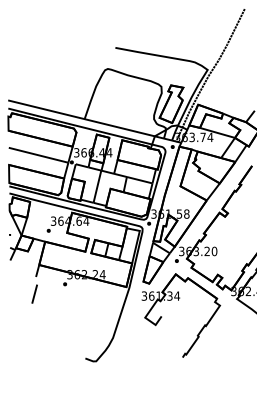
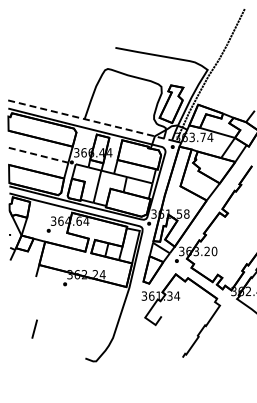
line: solid -> dashed (90, 120)
line: solid -> dashed (38, 155)
line position: (34, 293) -> (34, 328) (34, 328)
